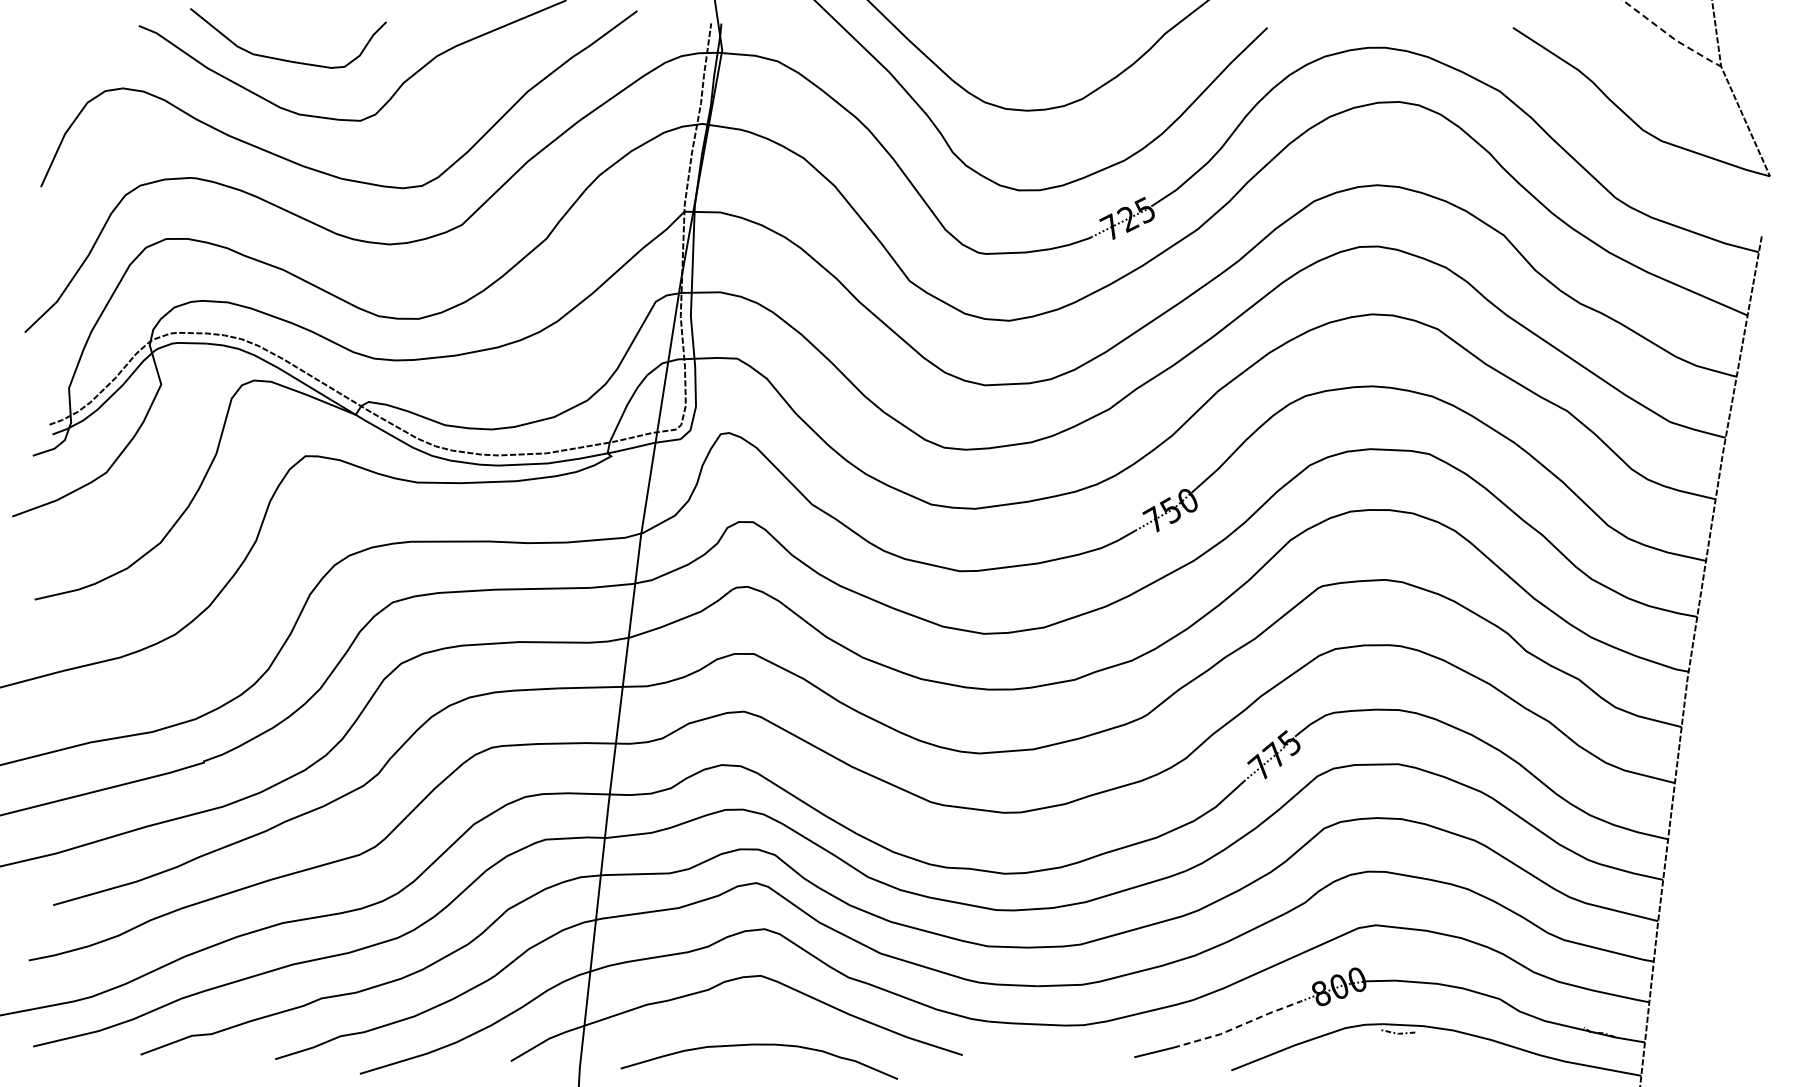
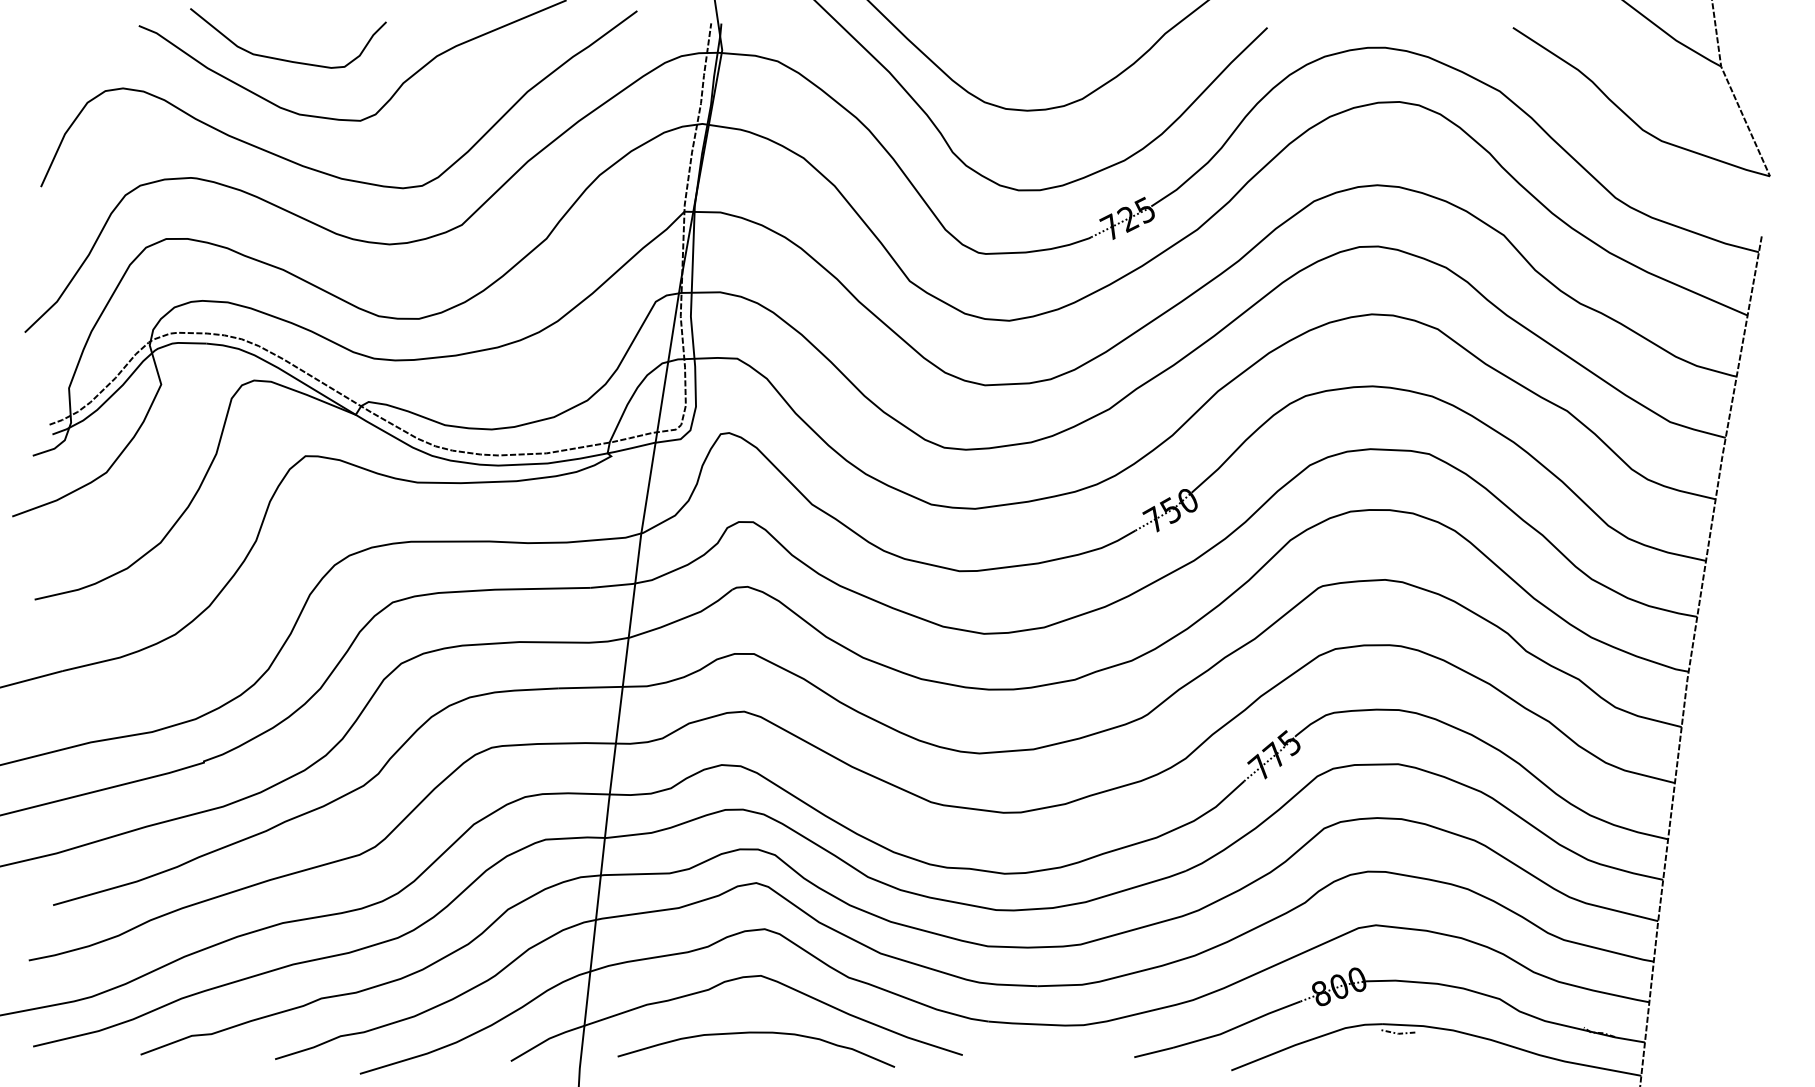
line: dashed -> solid (1671, 37)
line: dashed -> solid (1237, 1026)
curve position: (759, 1045) -> (756, 1033) (756, 1033)
